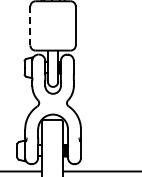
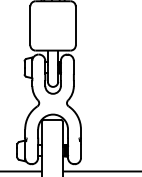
line: dashed -> solid (30, 26)
